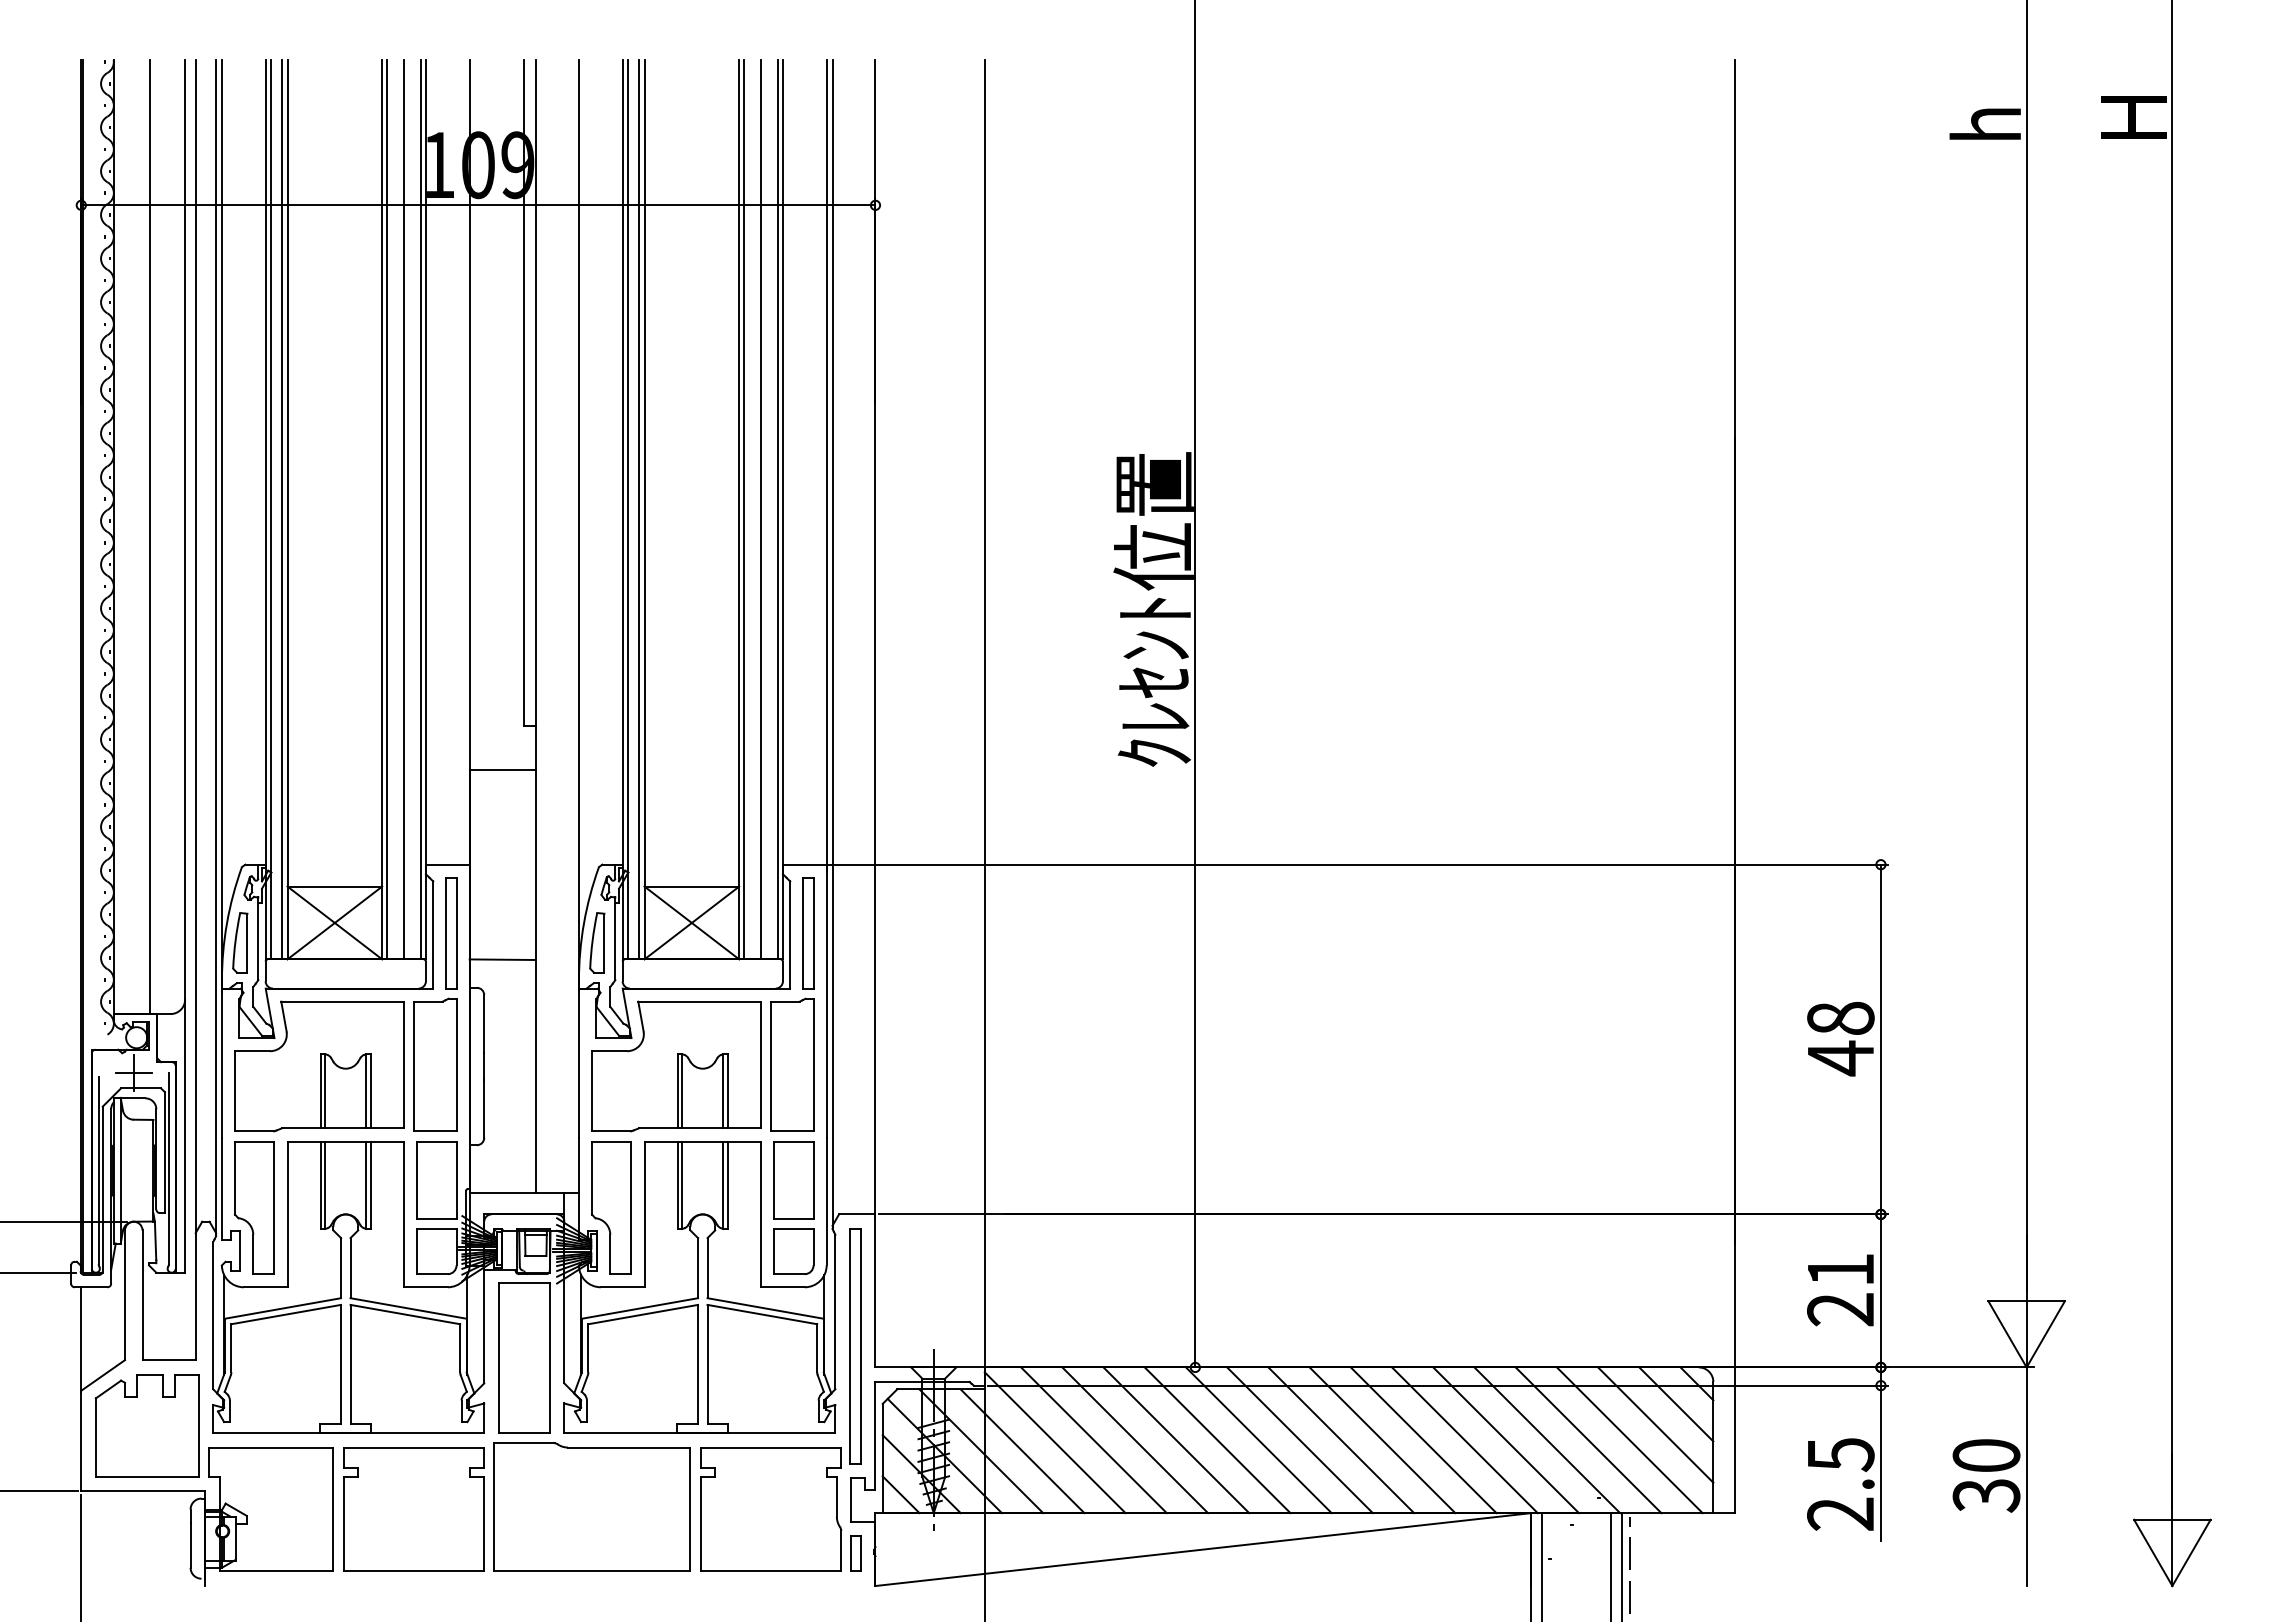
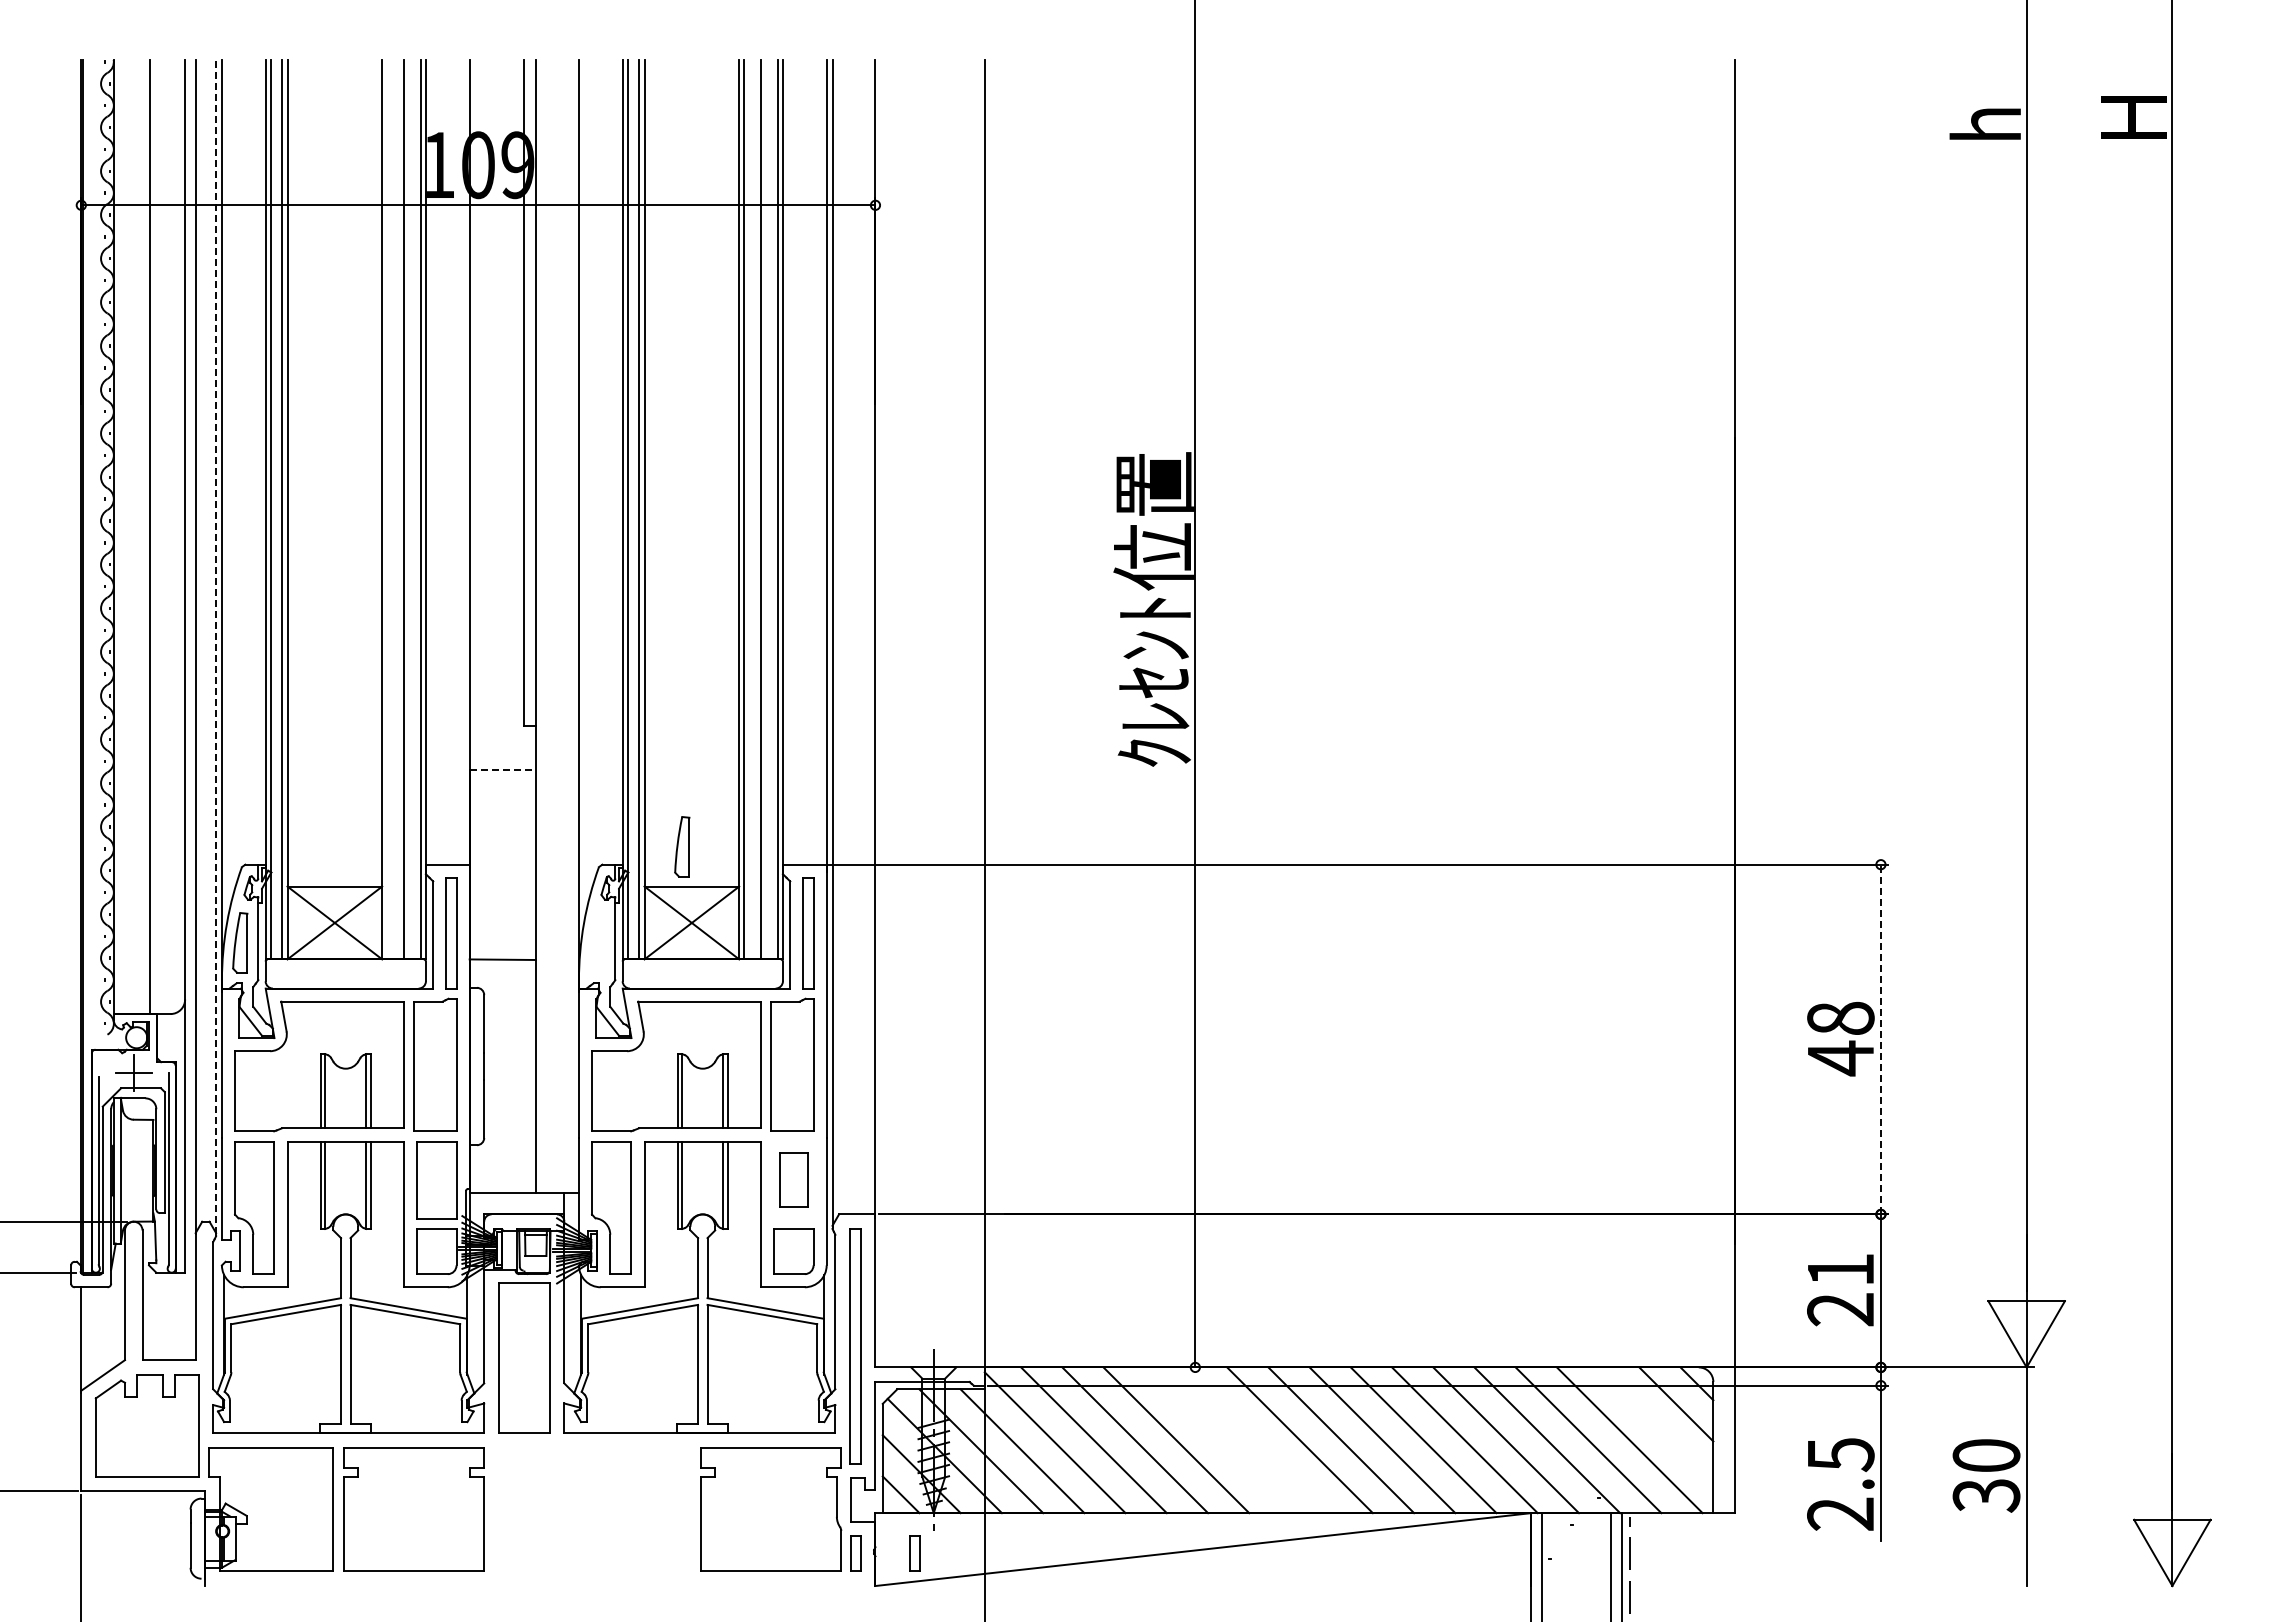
line: present -> none (387, 509)
line: solid -> dashed (216, 646)
line: solid -> dashed (503, 769)
part position: (597, 942) -> (682, 846) (682, 846)
line: solid -> dashed (1880, 1039)
part size: 42x79 px -> 30x56 px (793, 1179)
line: present -> none (1655, 1424)
line: present -> none (1217, 1440)
line: present -> none (1258, 1440)
part: present -> none (591, 1506)
part: none -> present (914, 1553)
